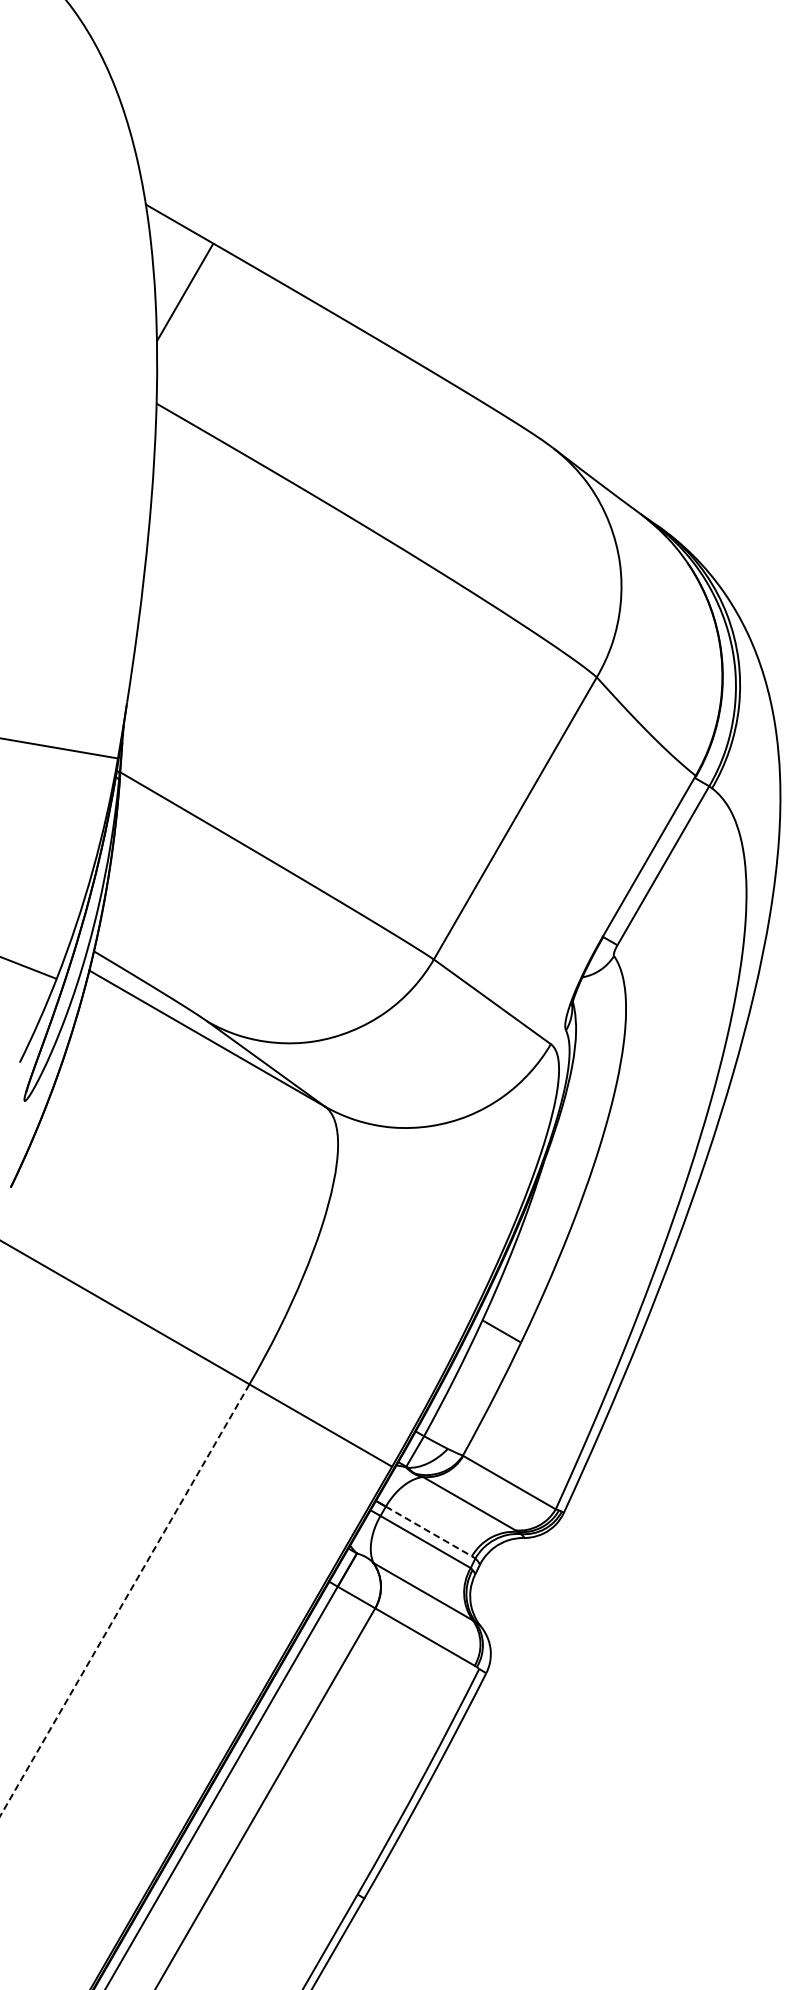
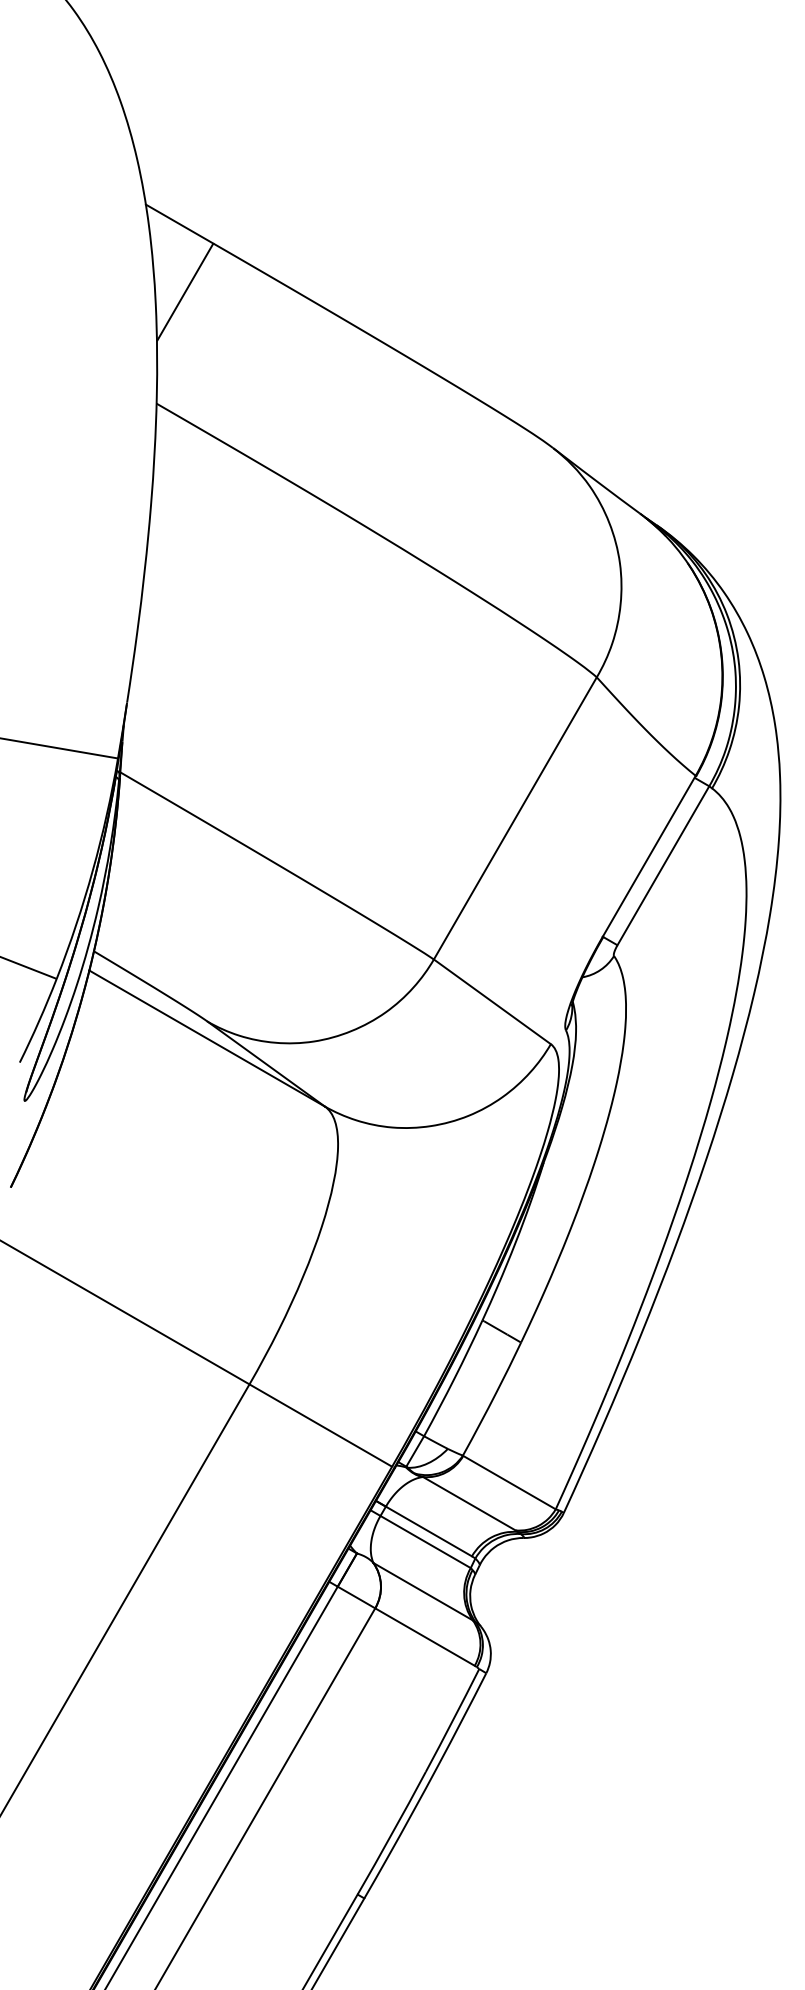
line: dashed -> solid (428, 1531)
line: dashed -> solid (124, 1600)
